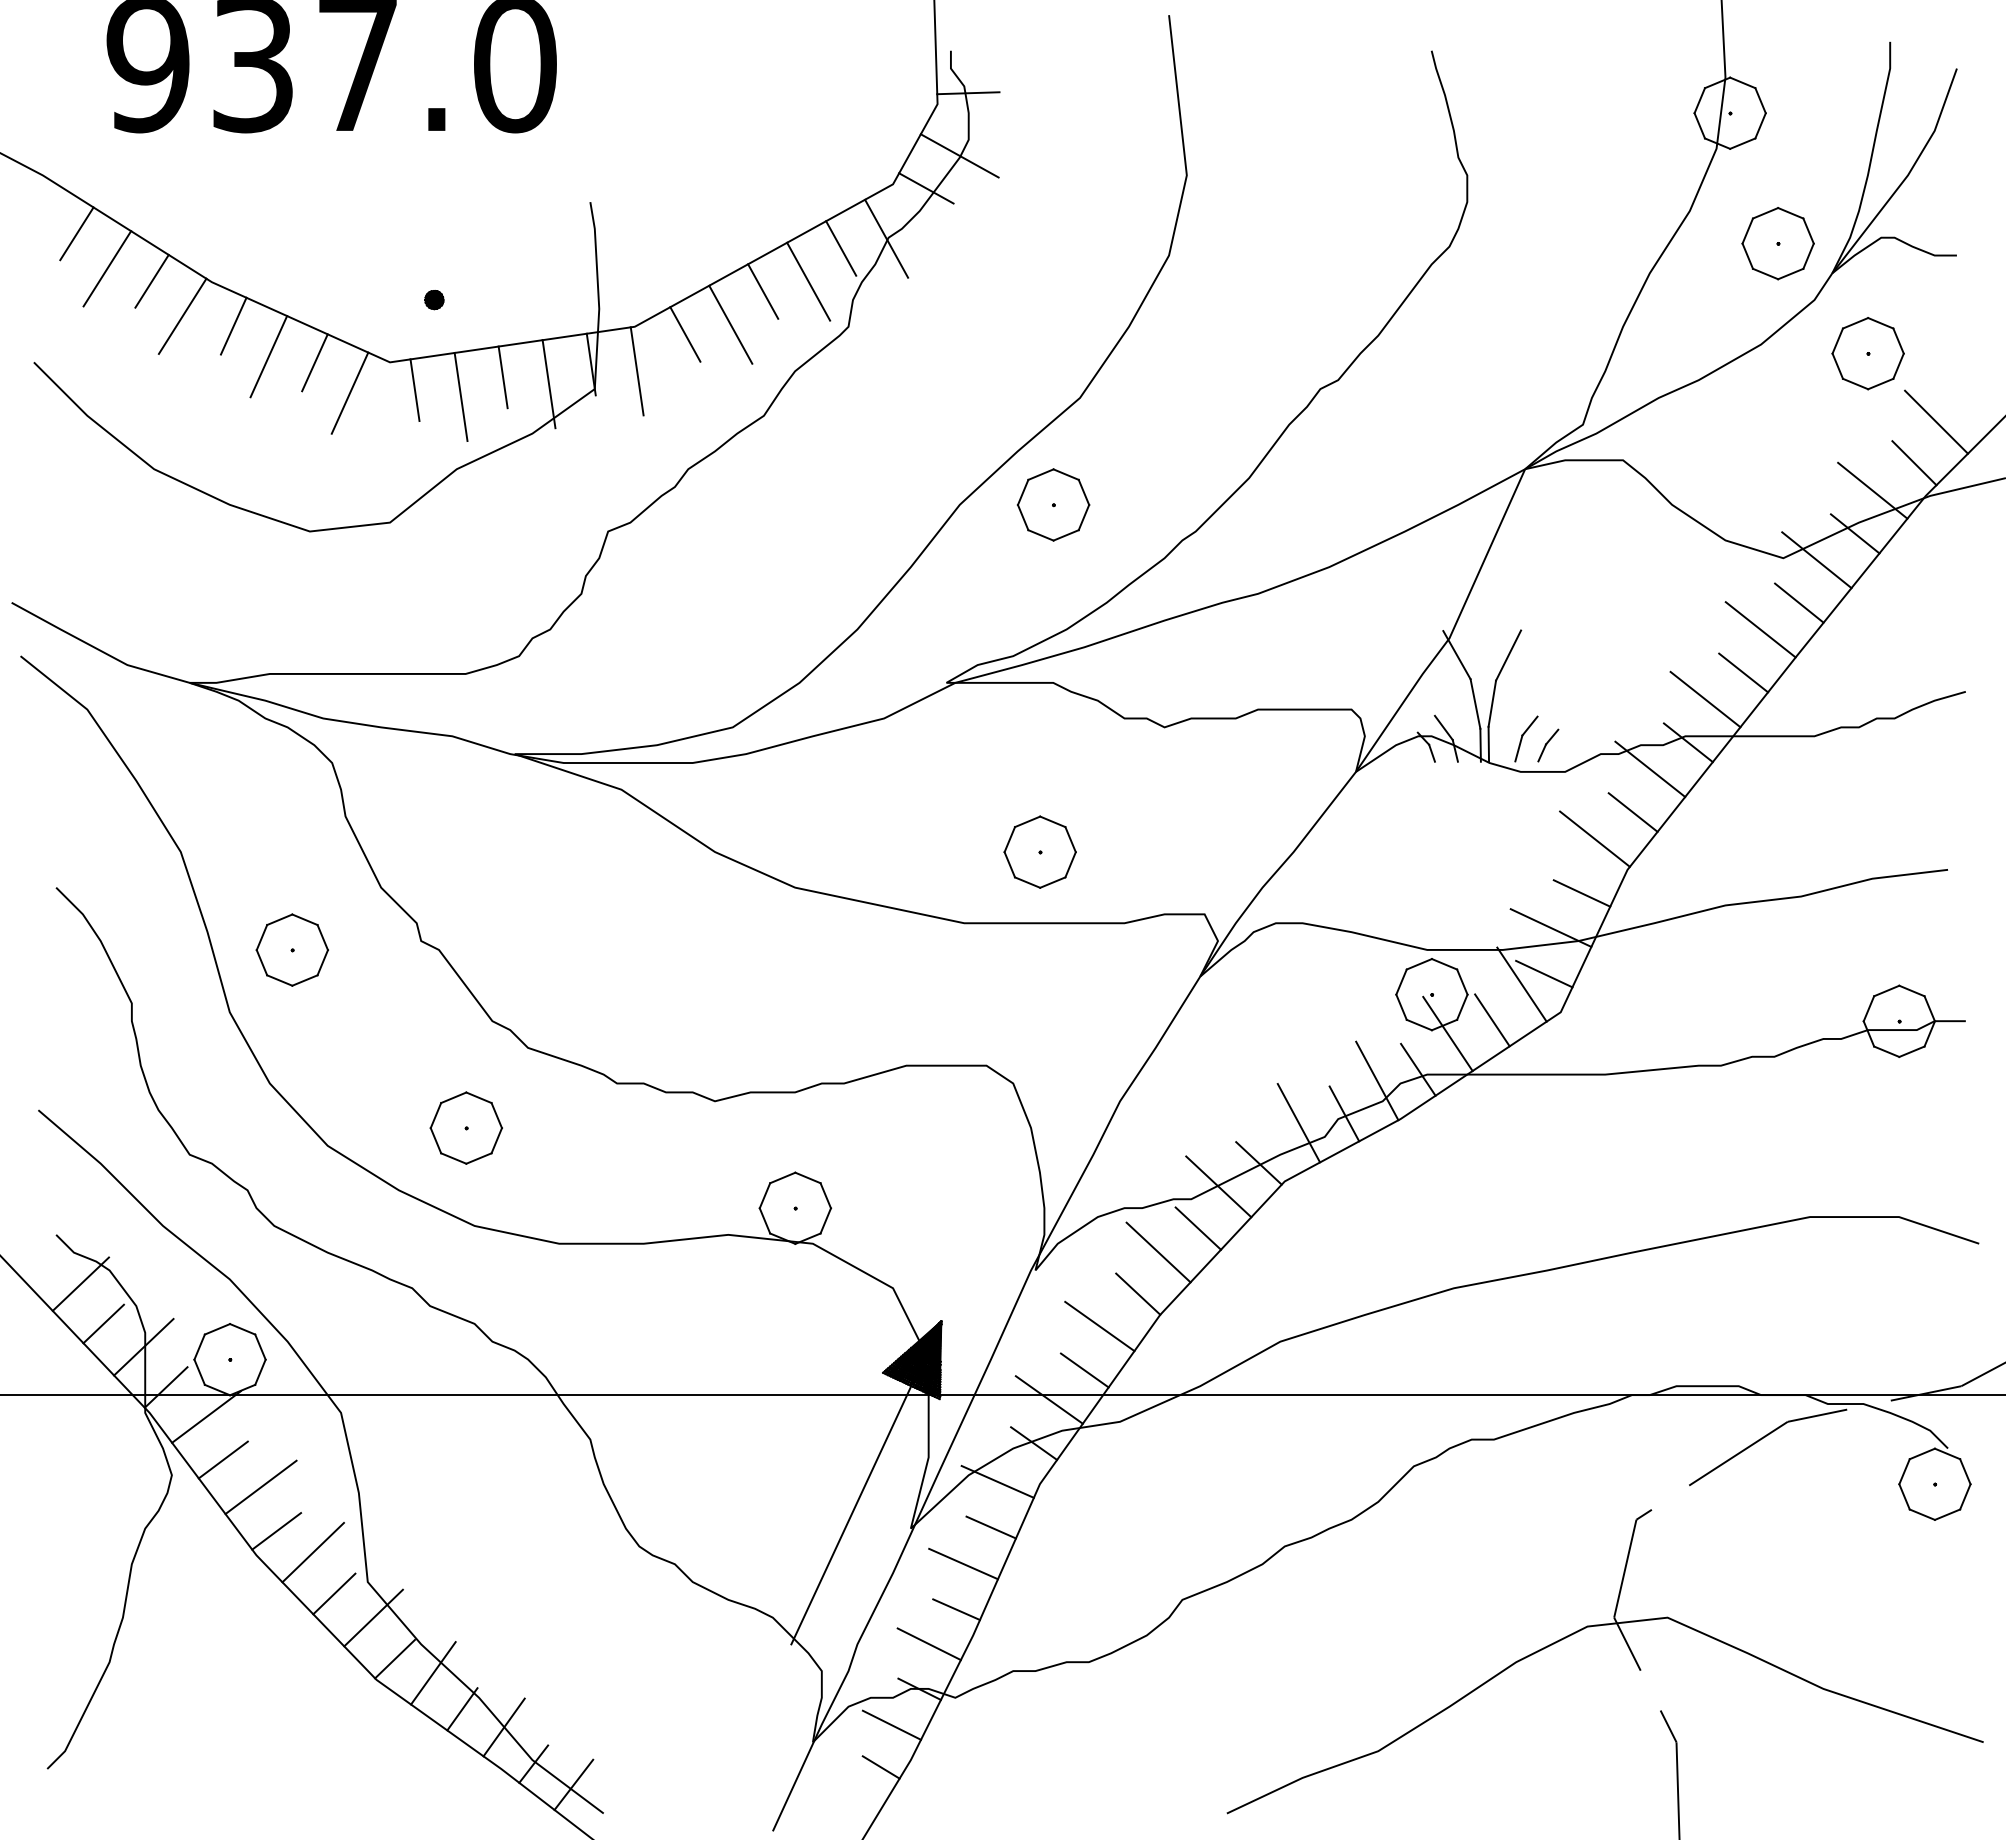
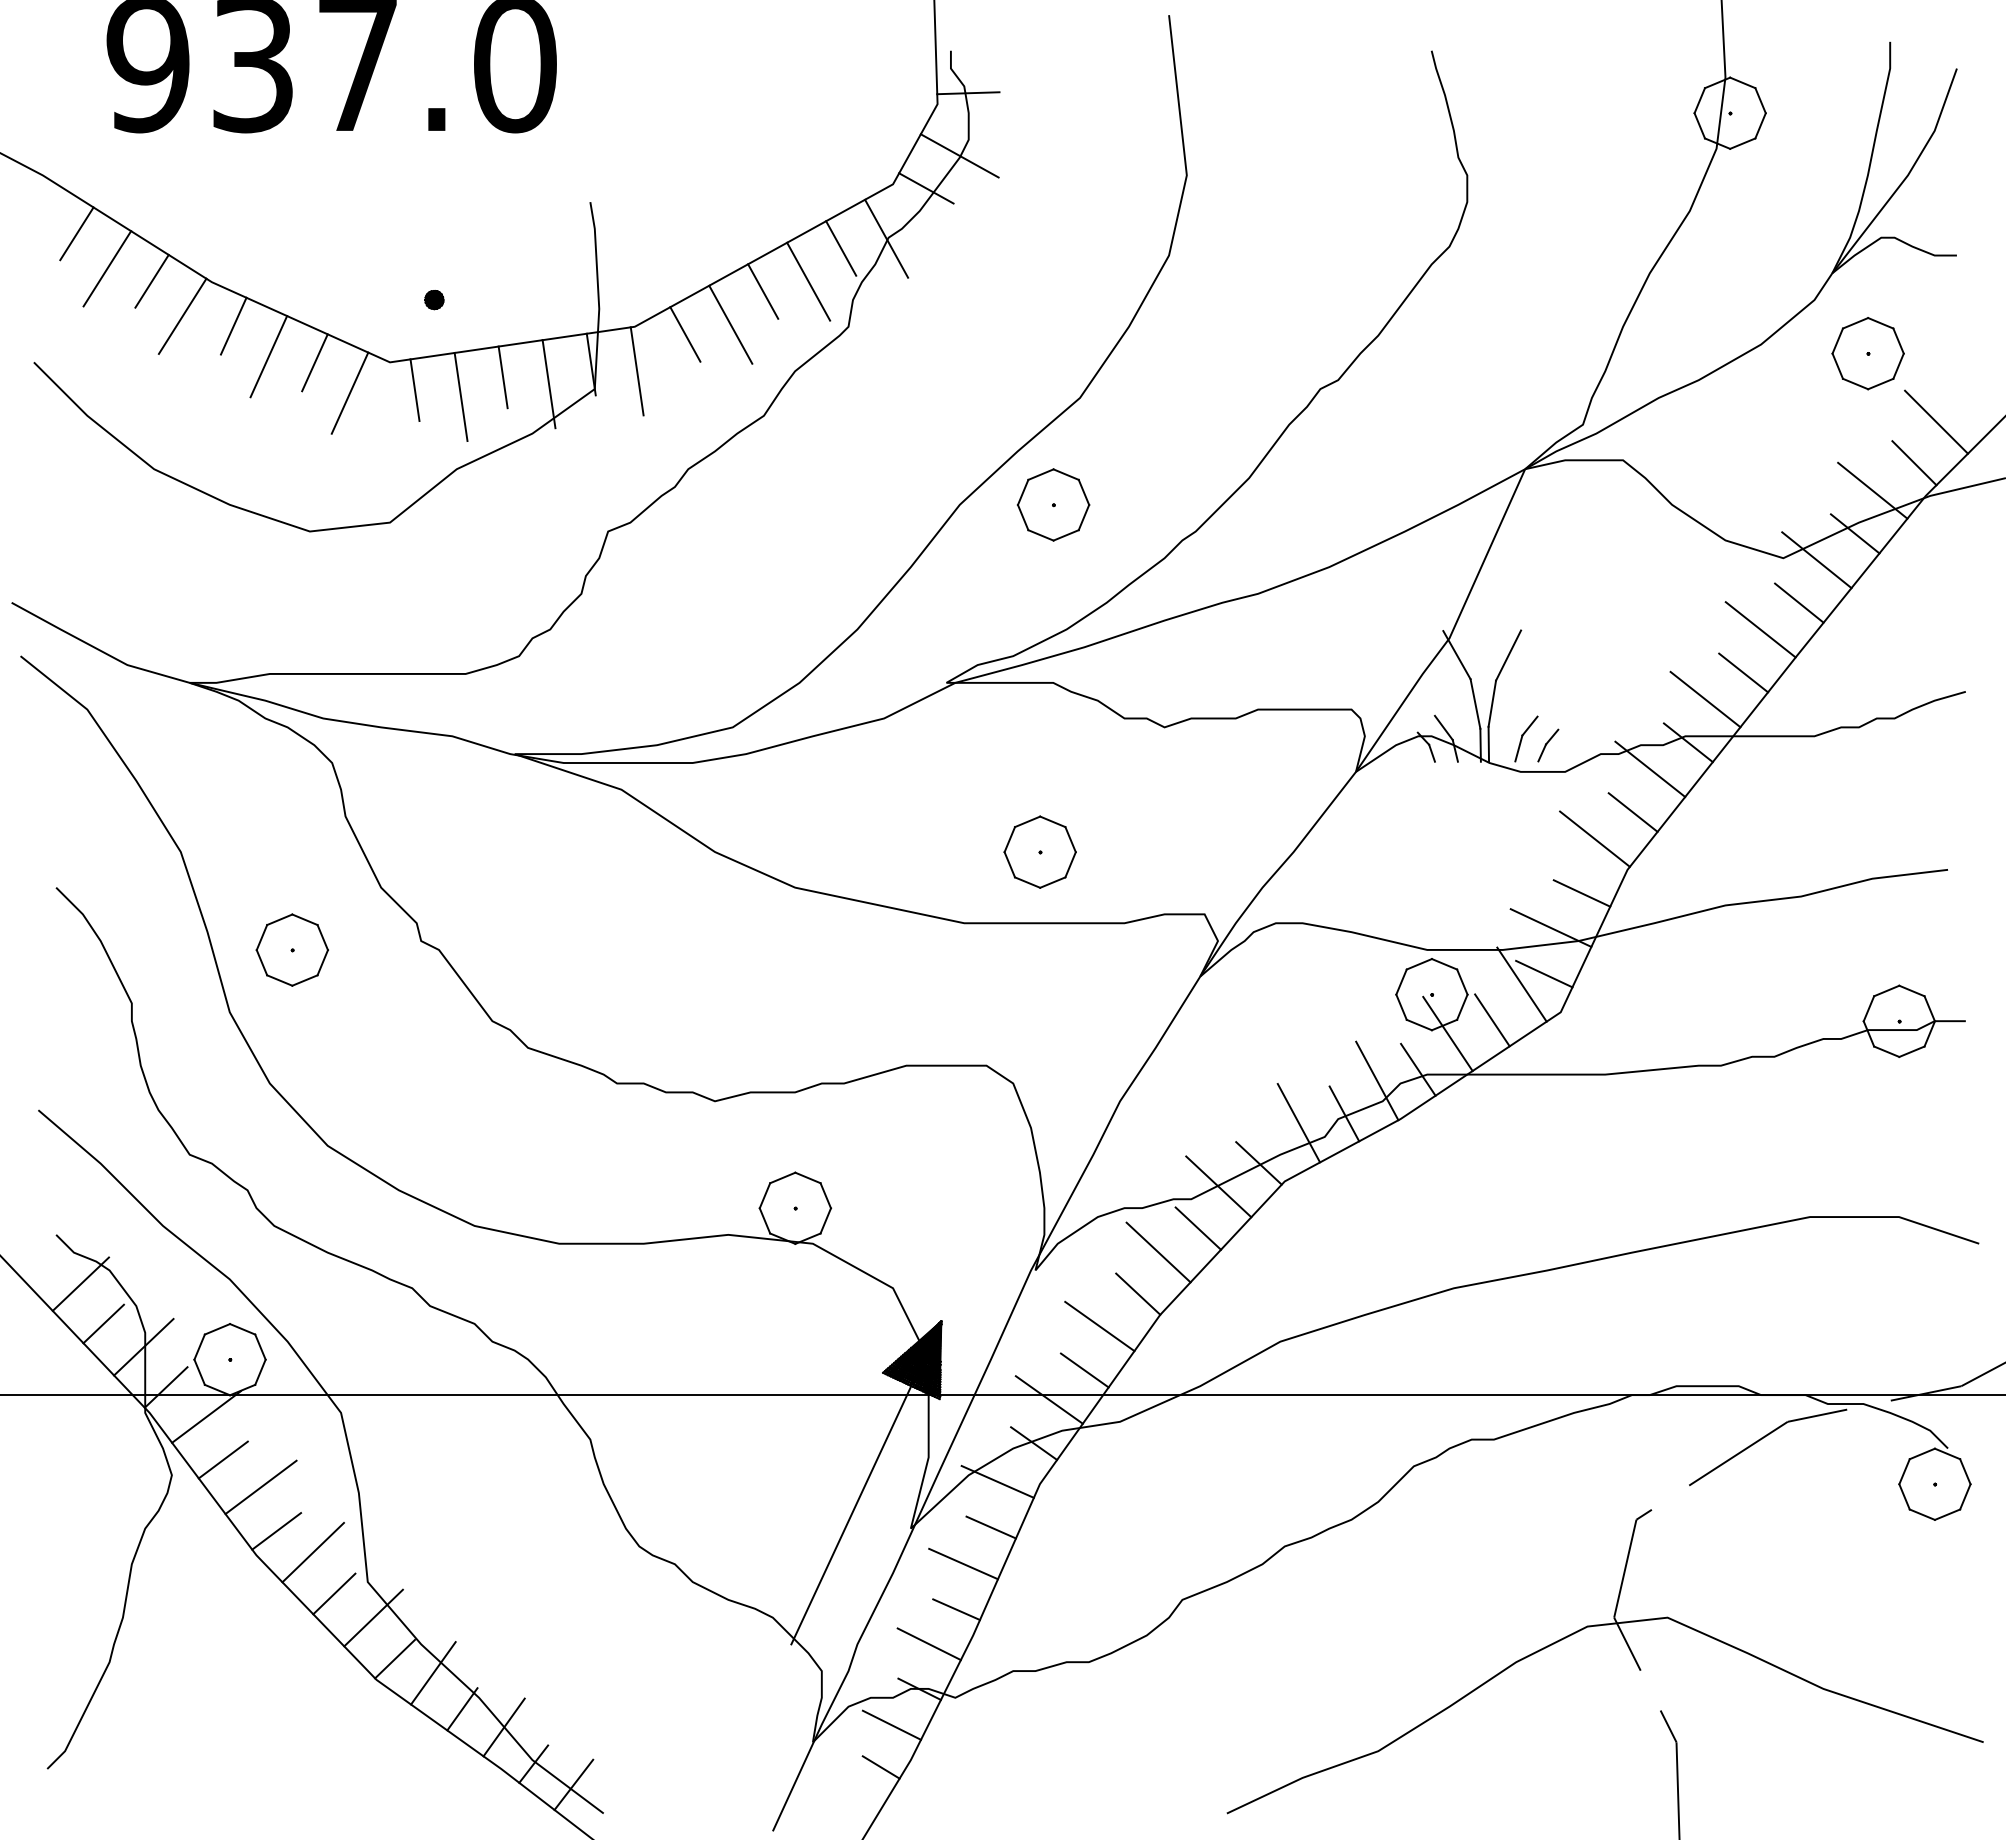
part: present -> none (1777, 243)
part: present -> none (465, 1127)
